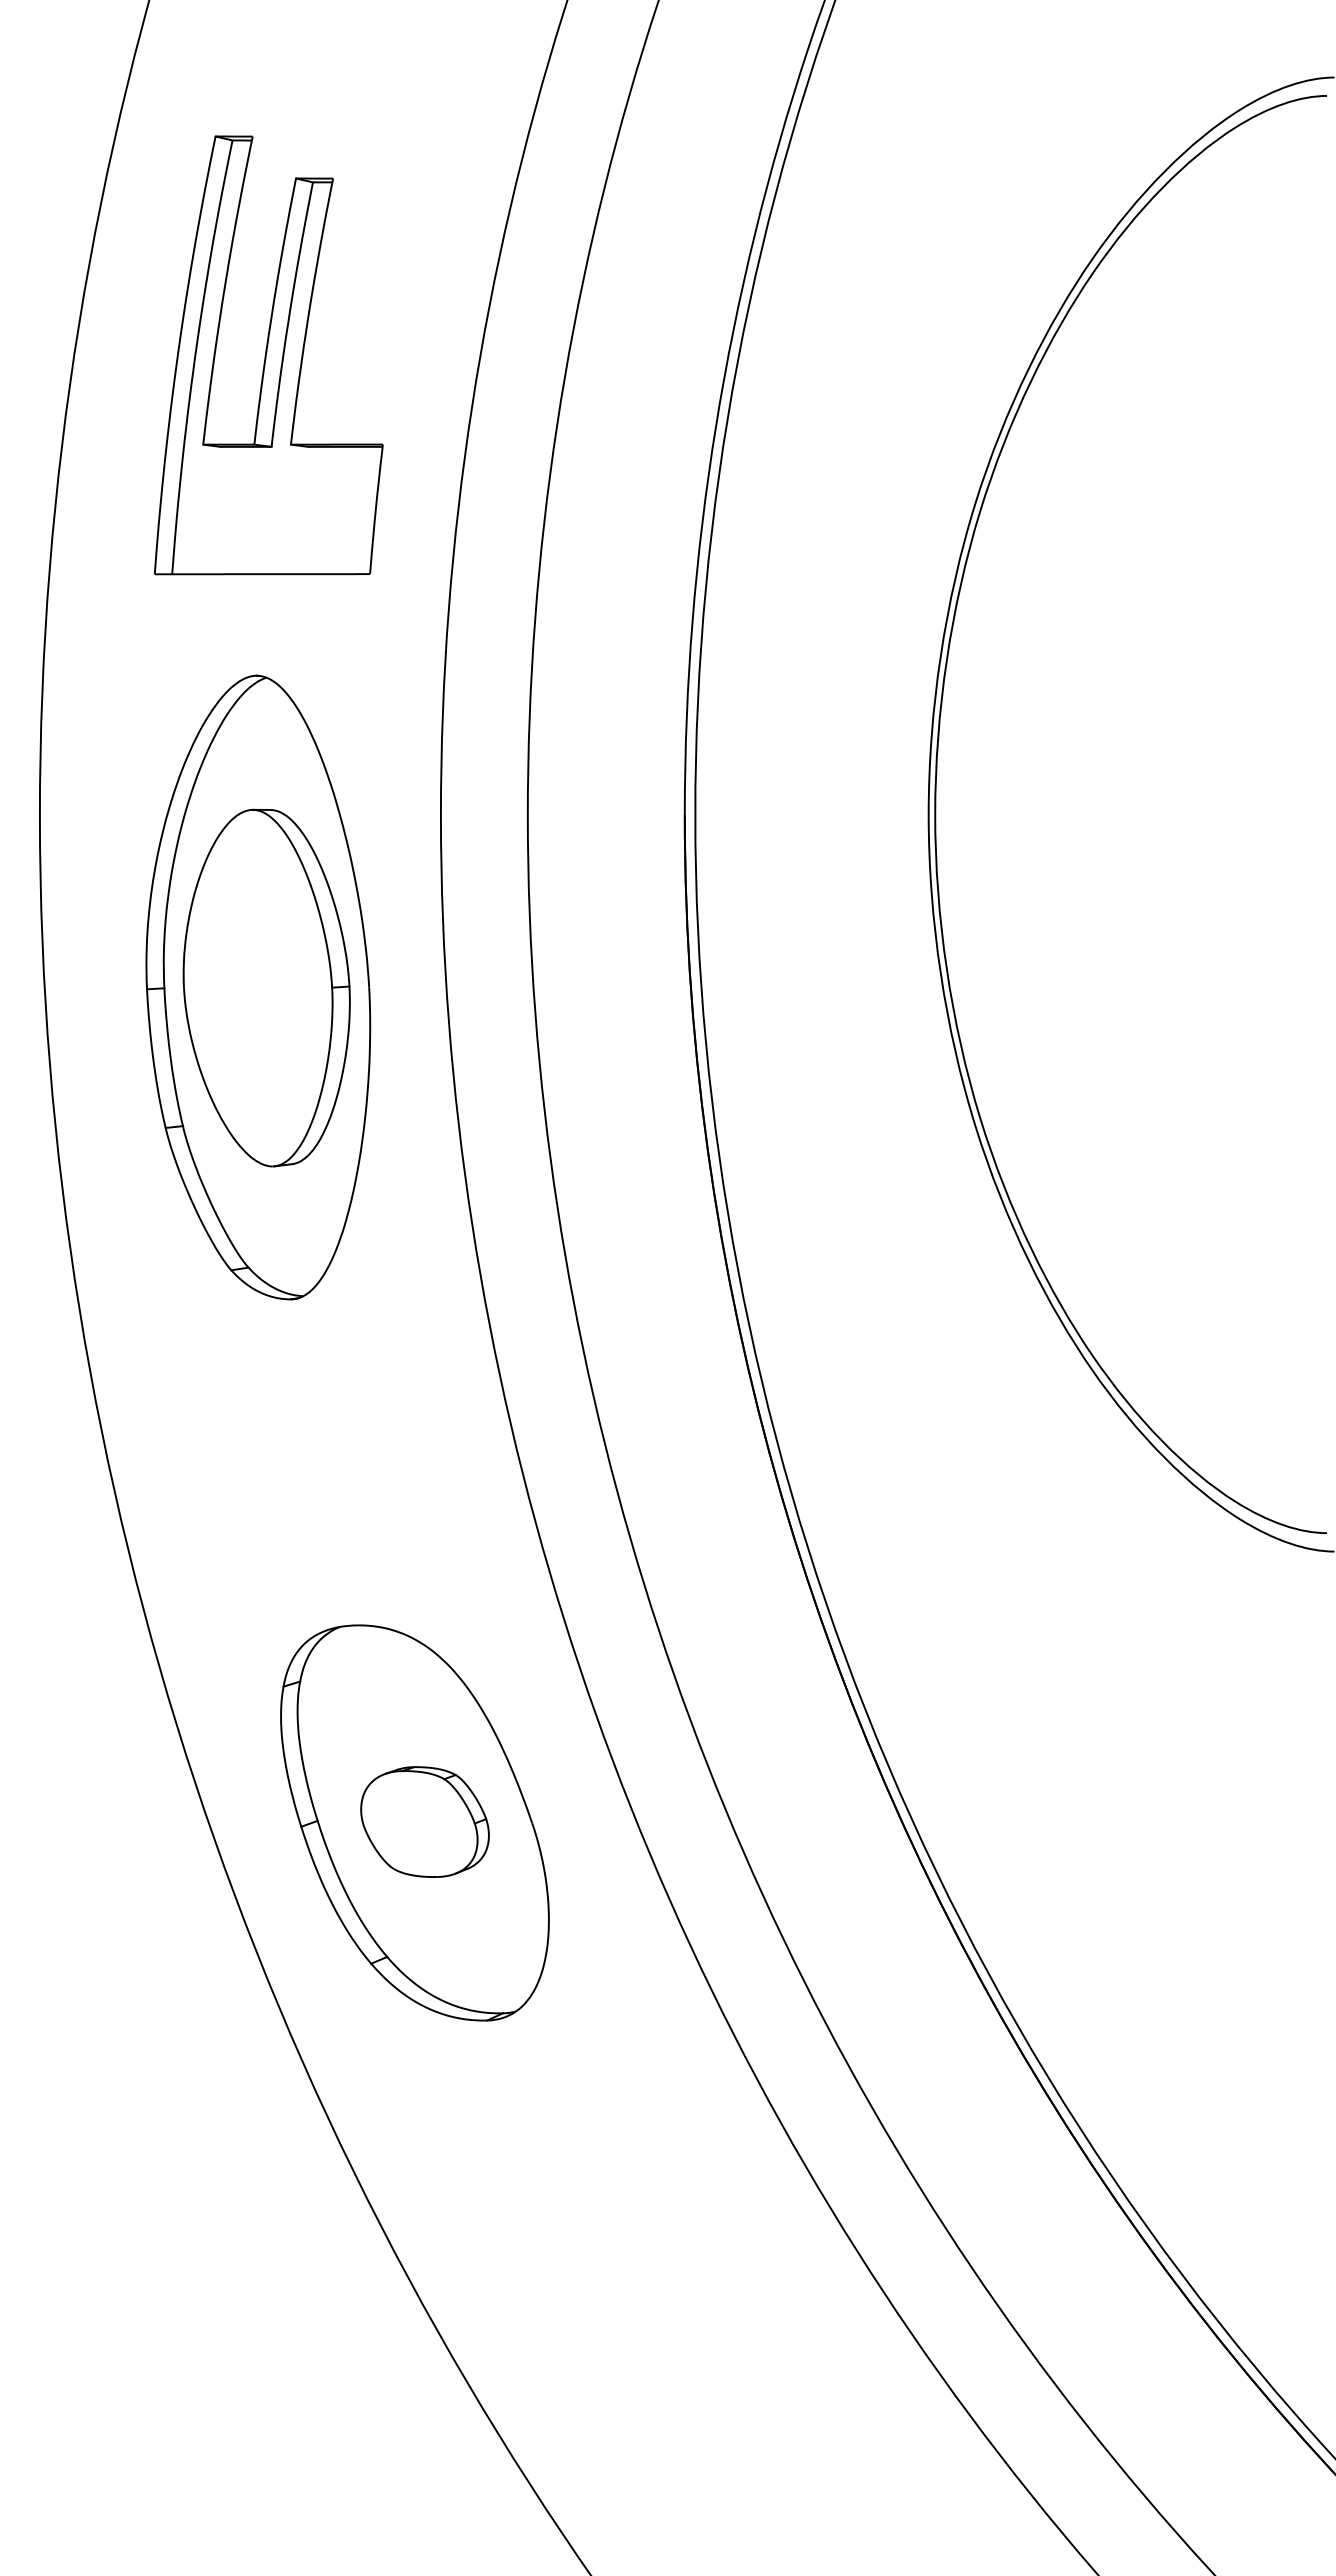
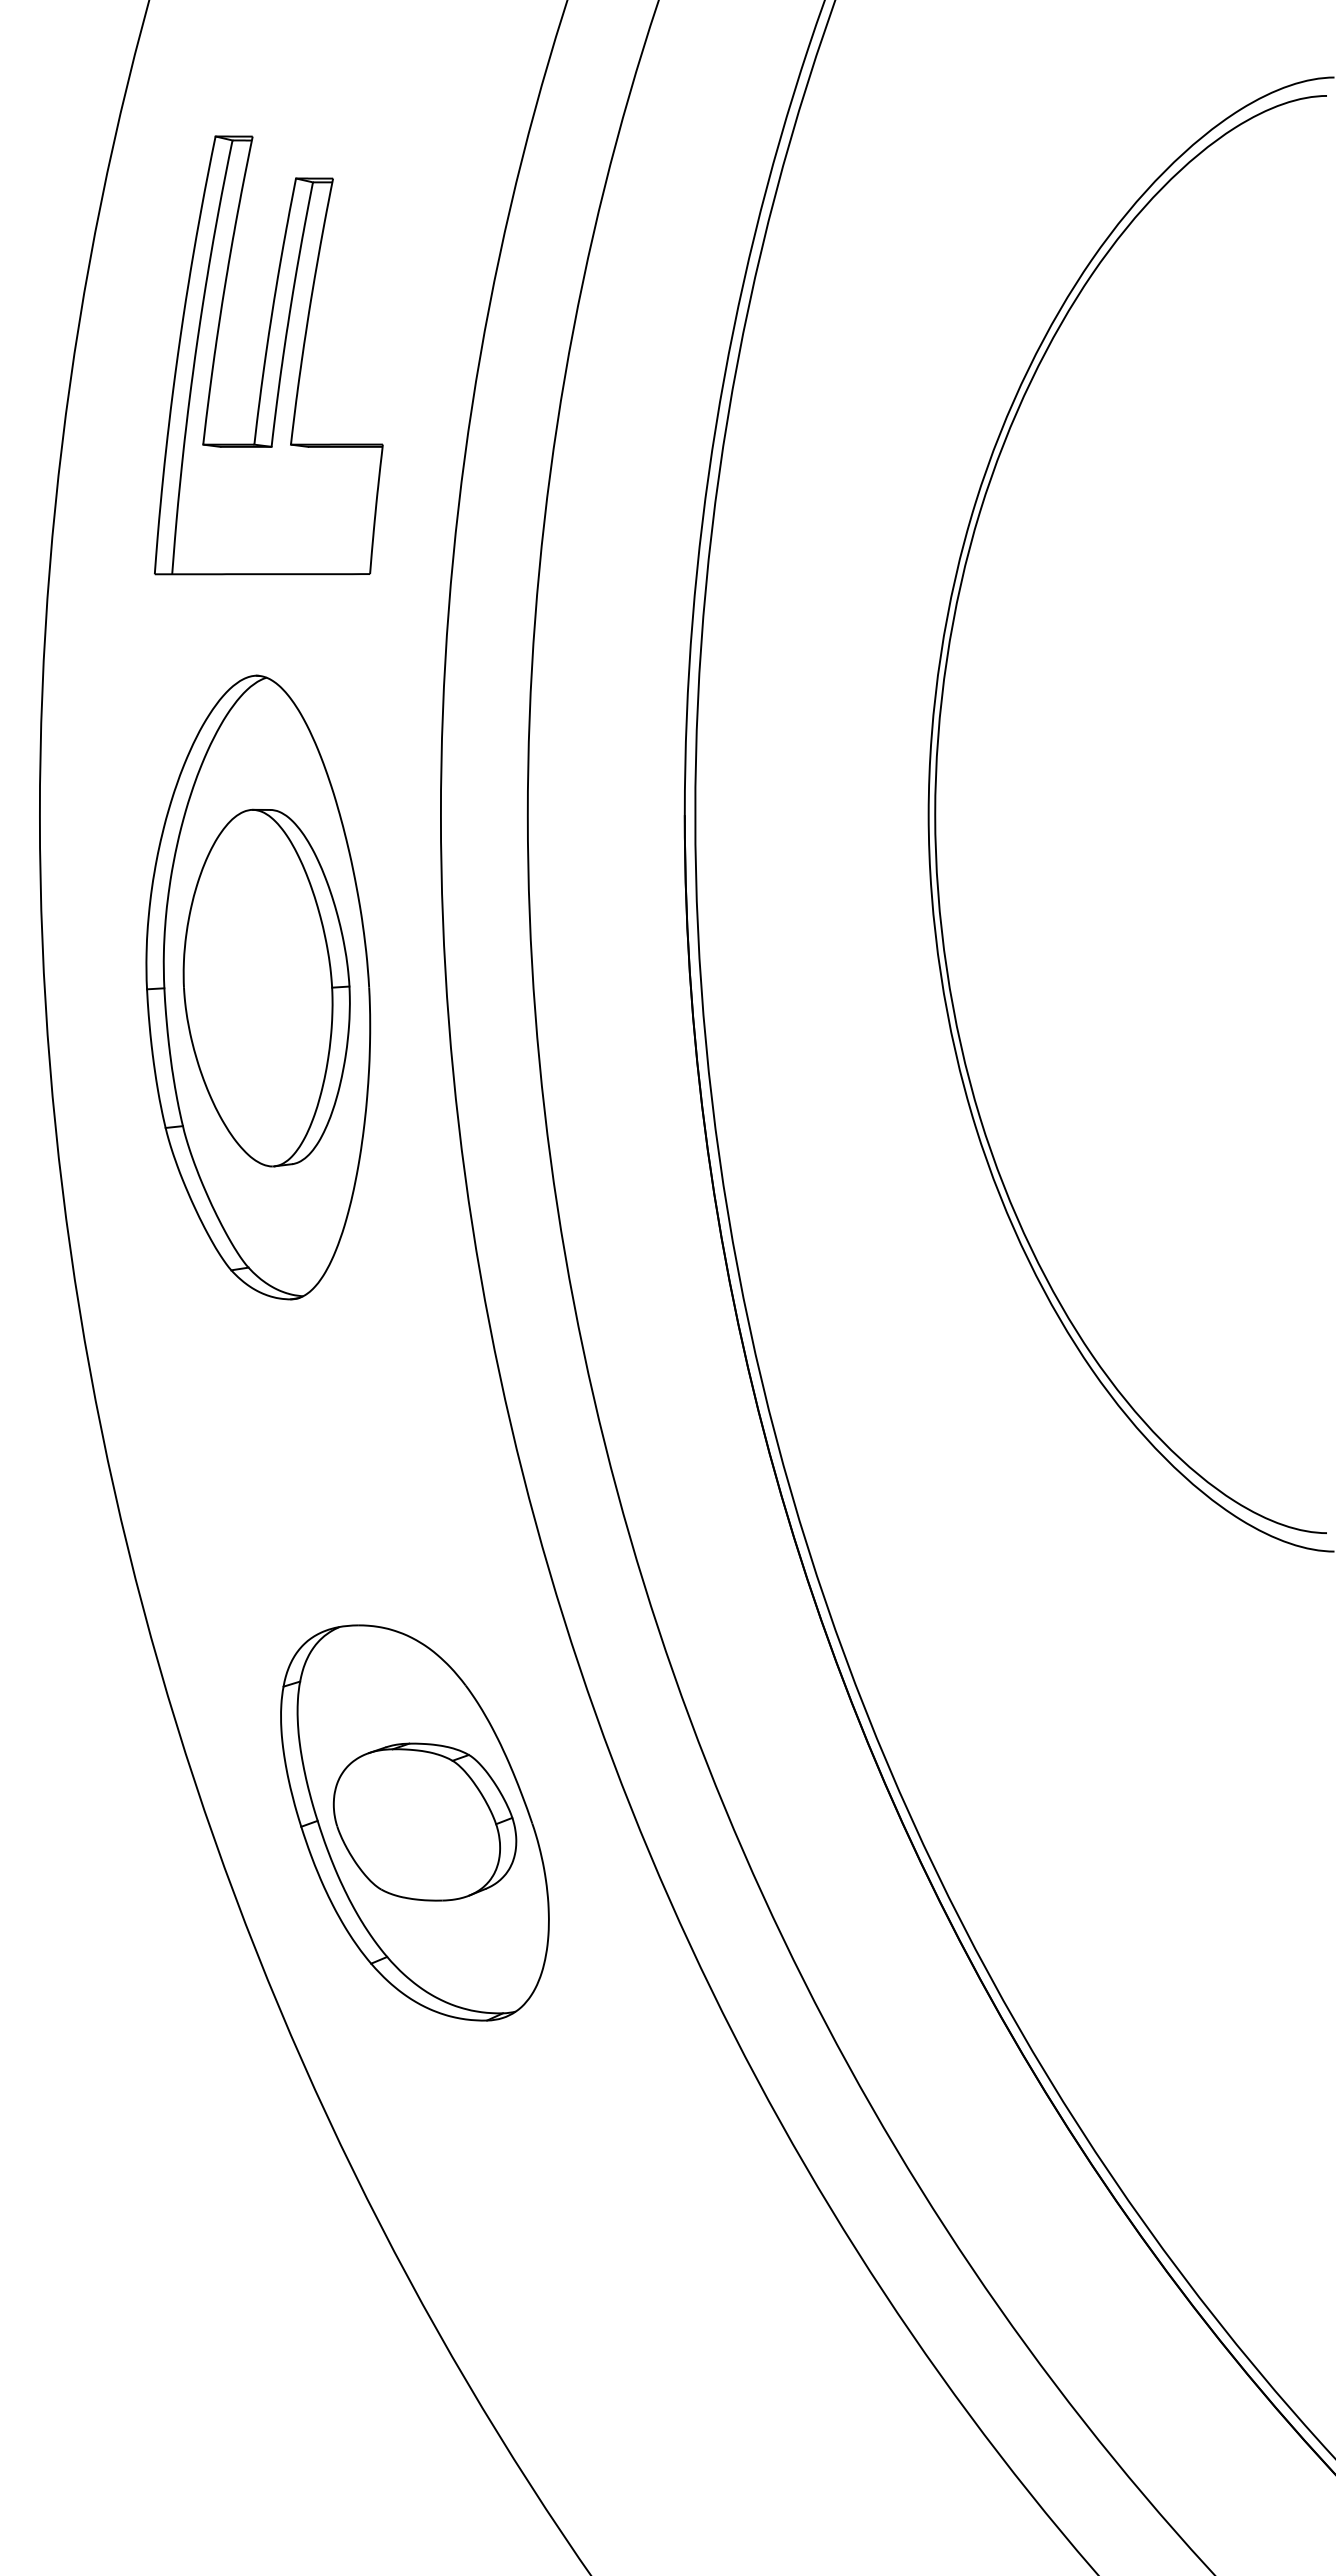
part size: 130x112 px -> 186x160 px (424, 1821)
